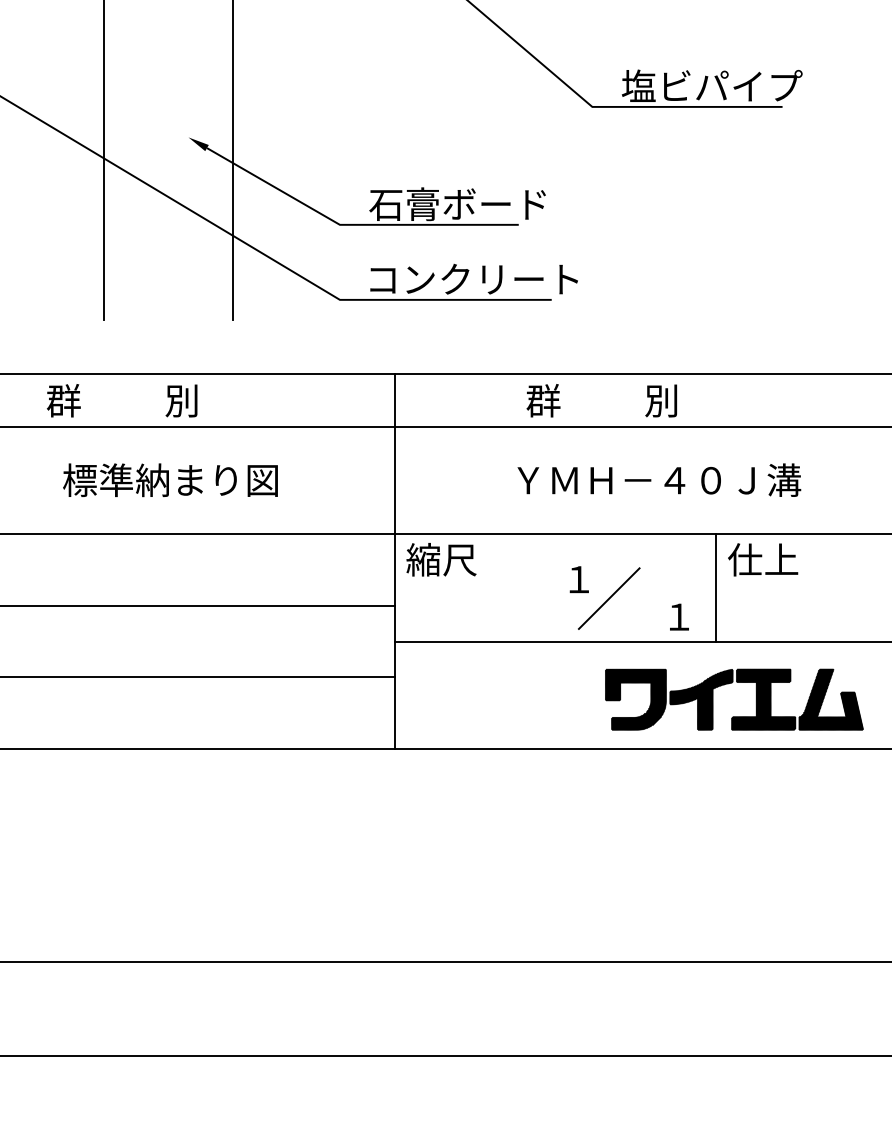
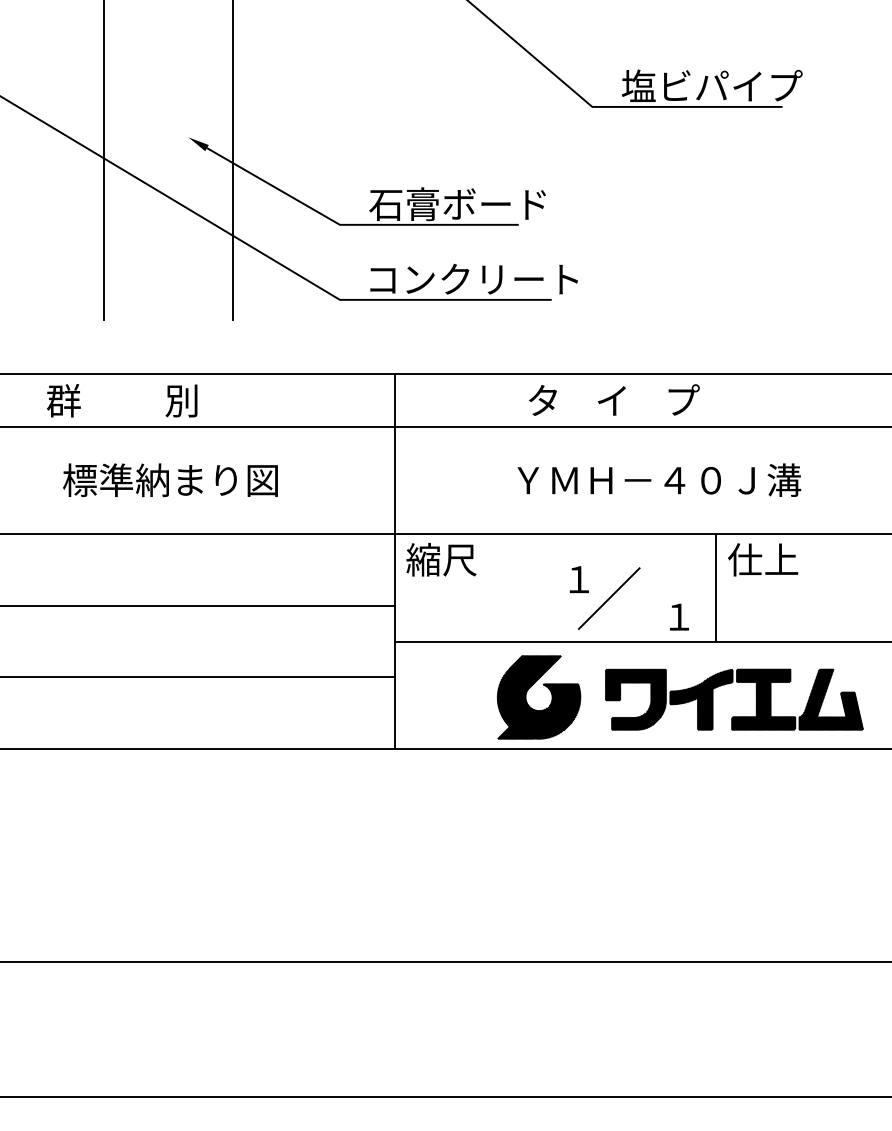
text: 群          別 -> タ    イ    プ (612, 400)
part: none -> present (551, 697)
line position: (445, 1056) -> (445, 1097) (445, 1097)
